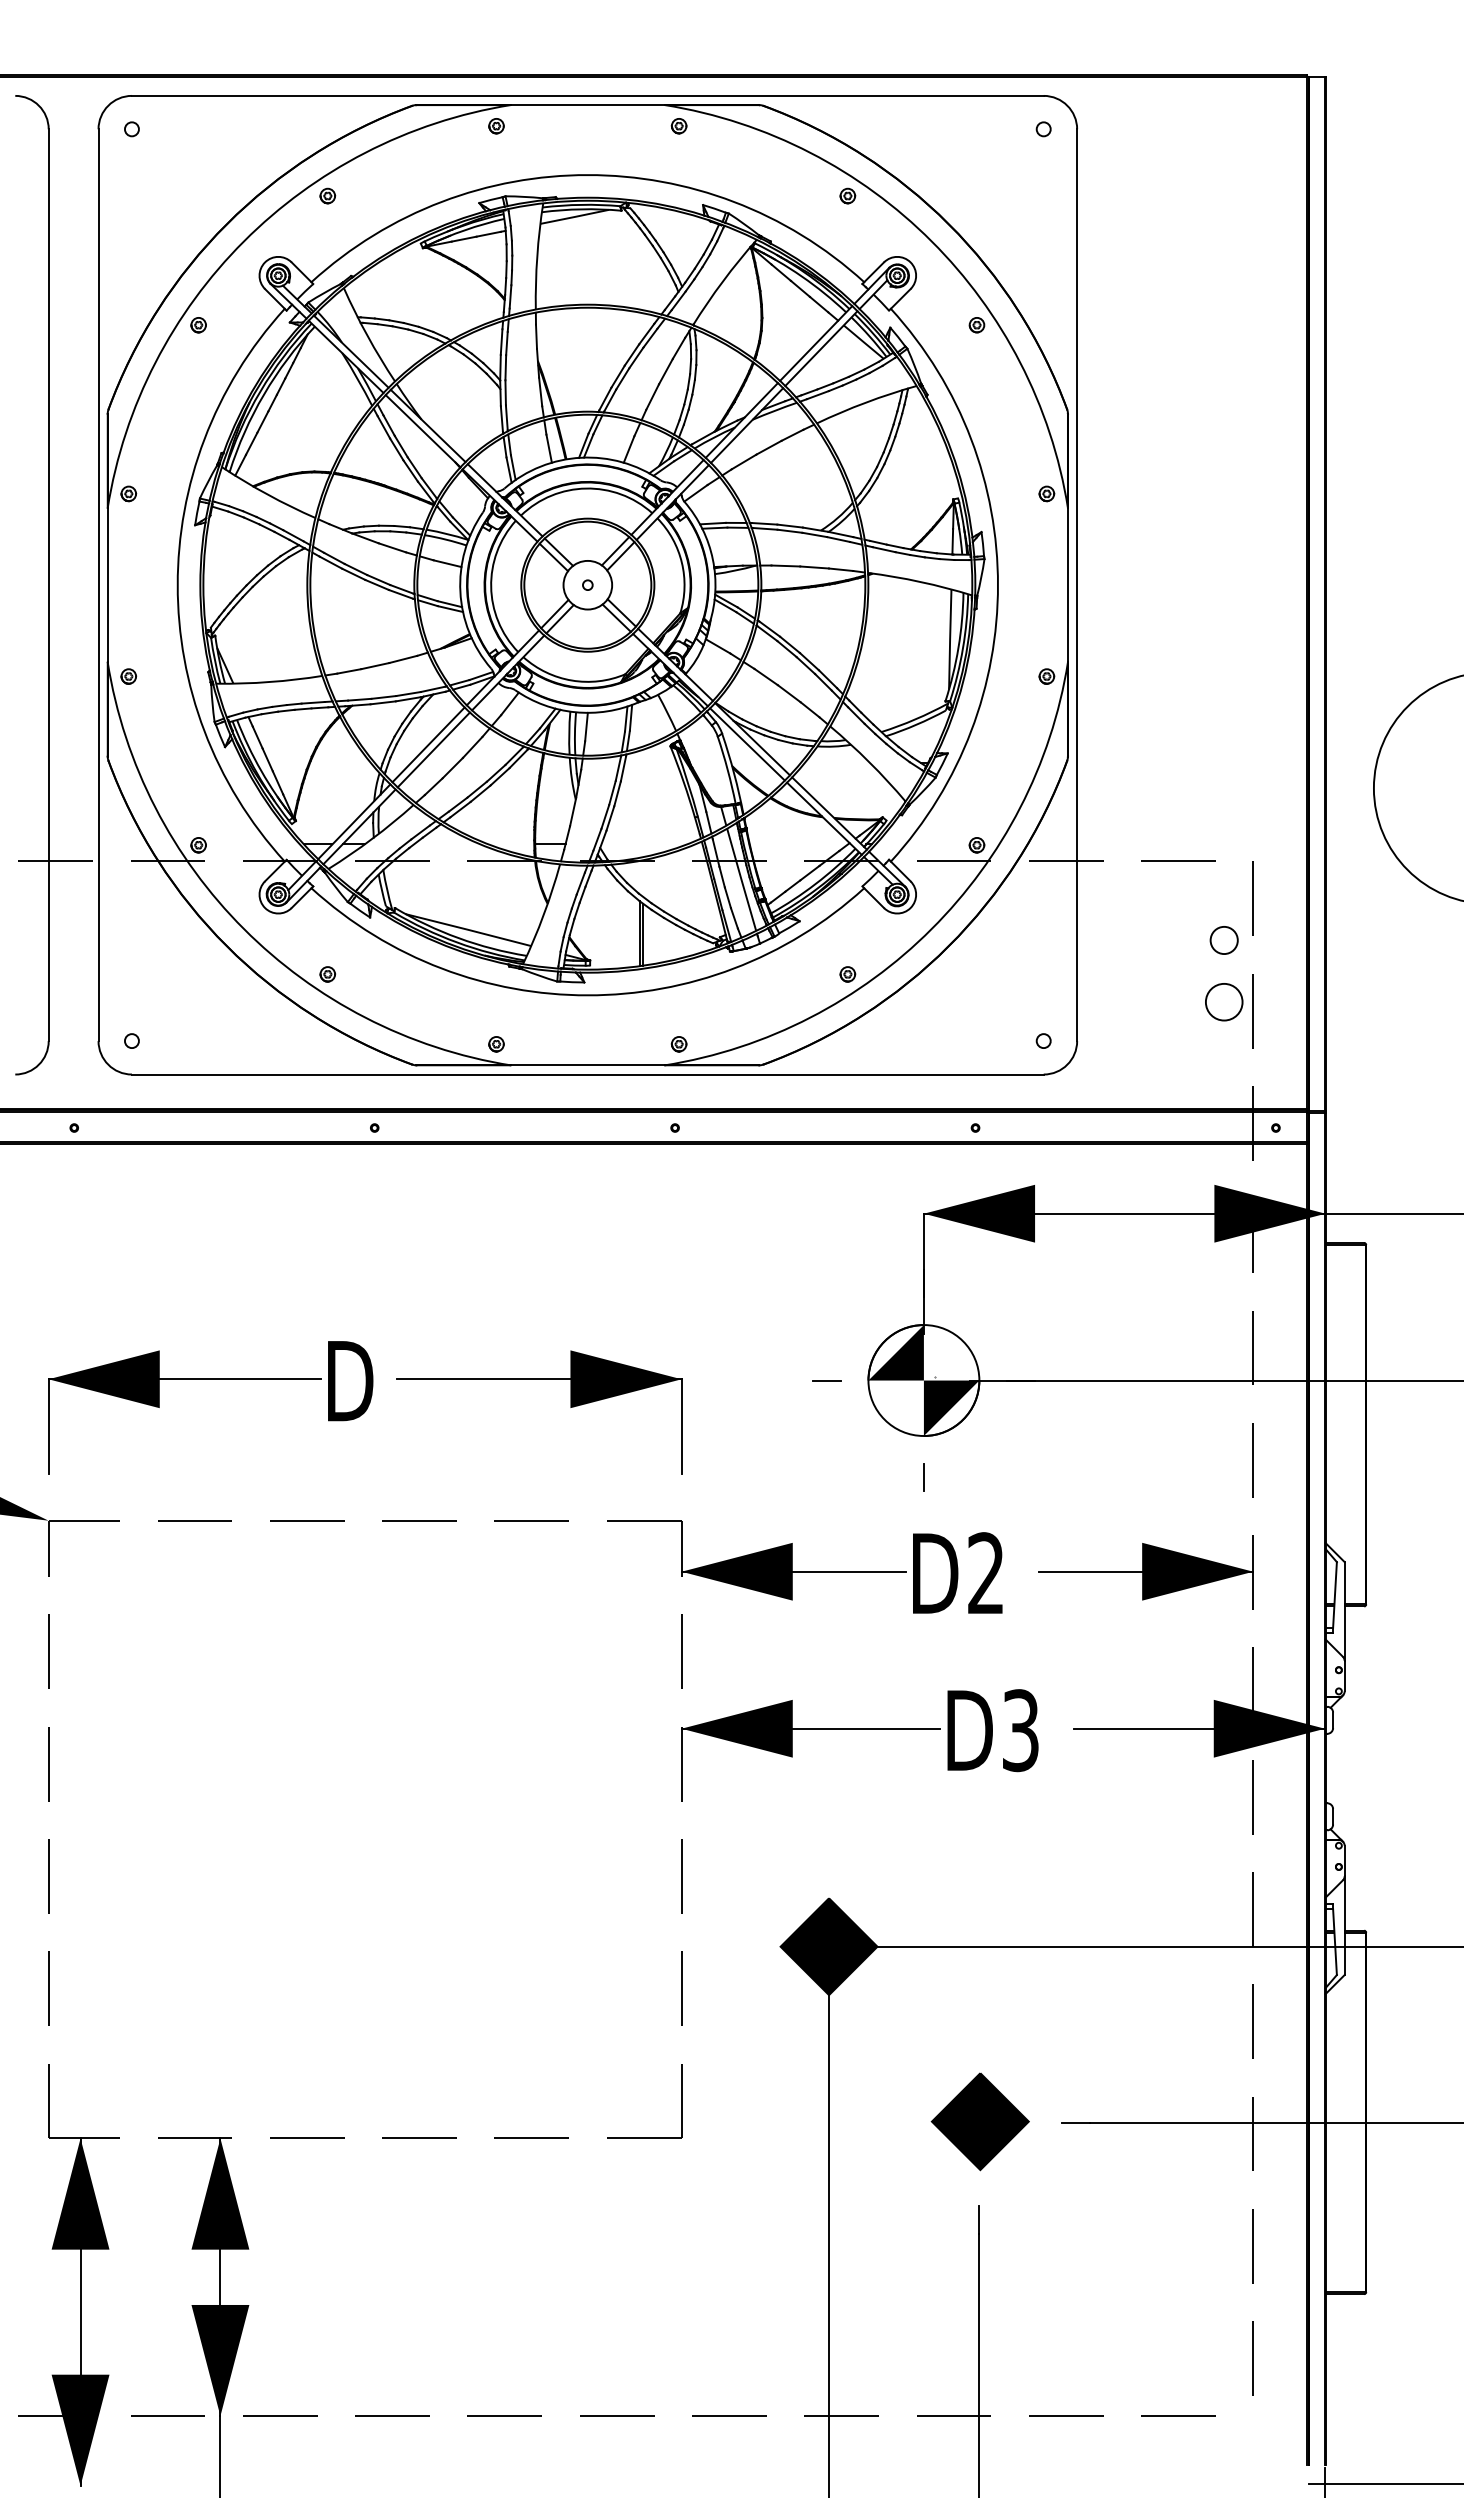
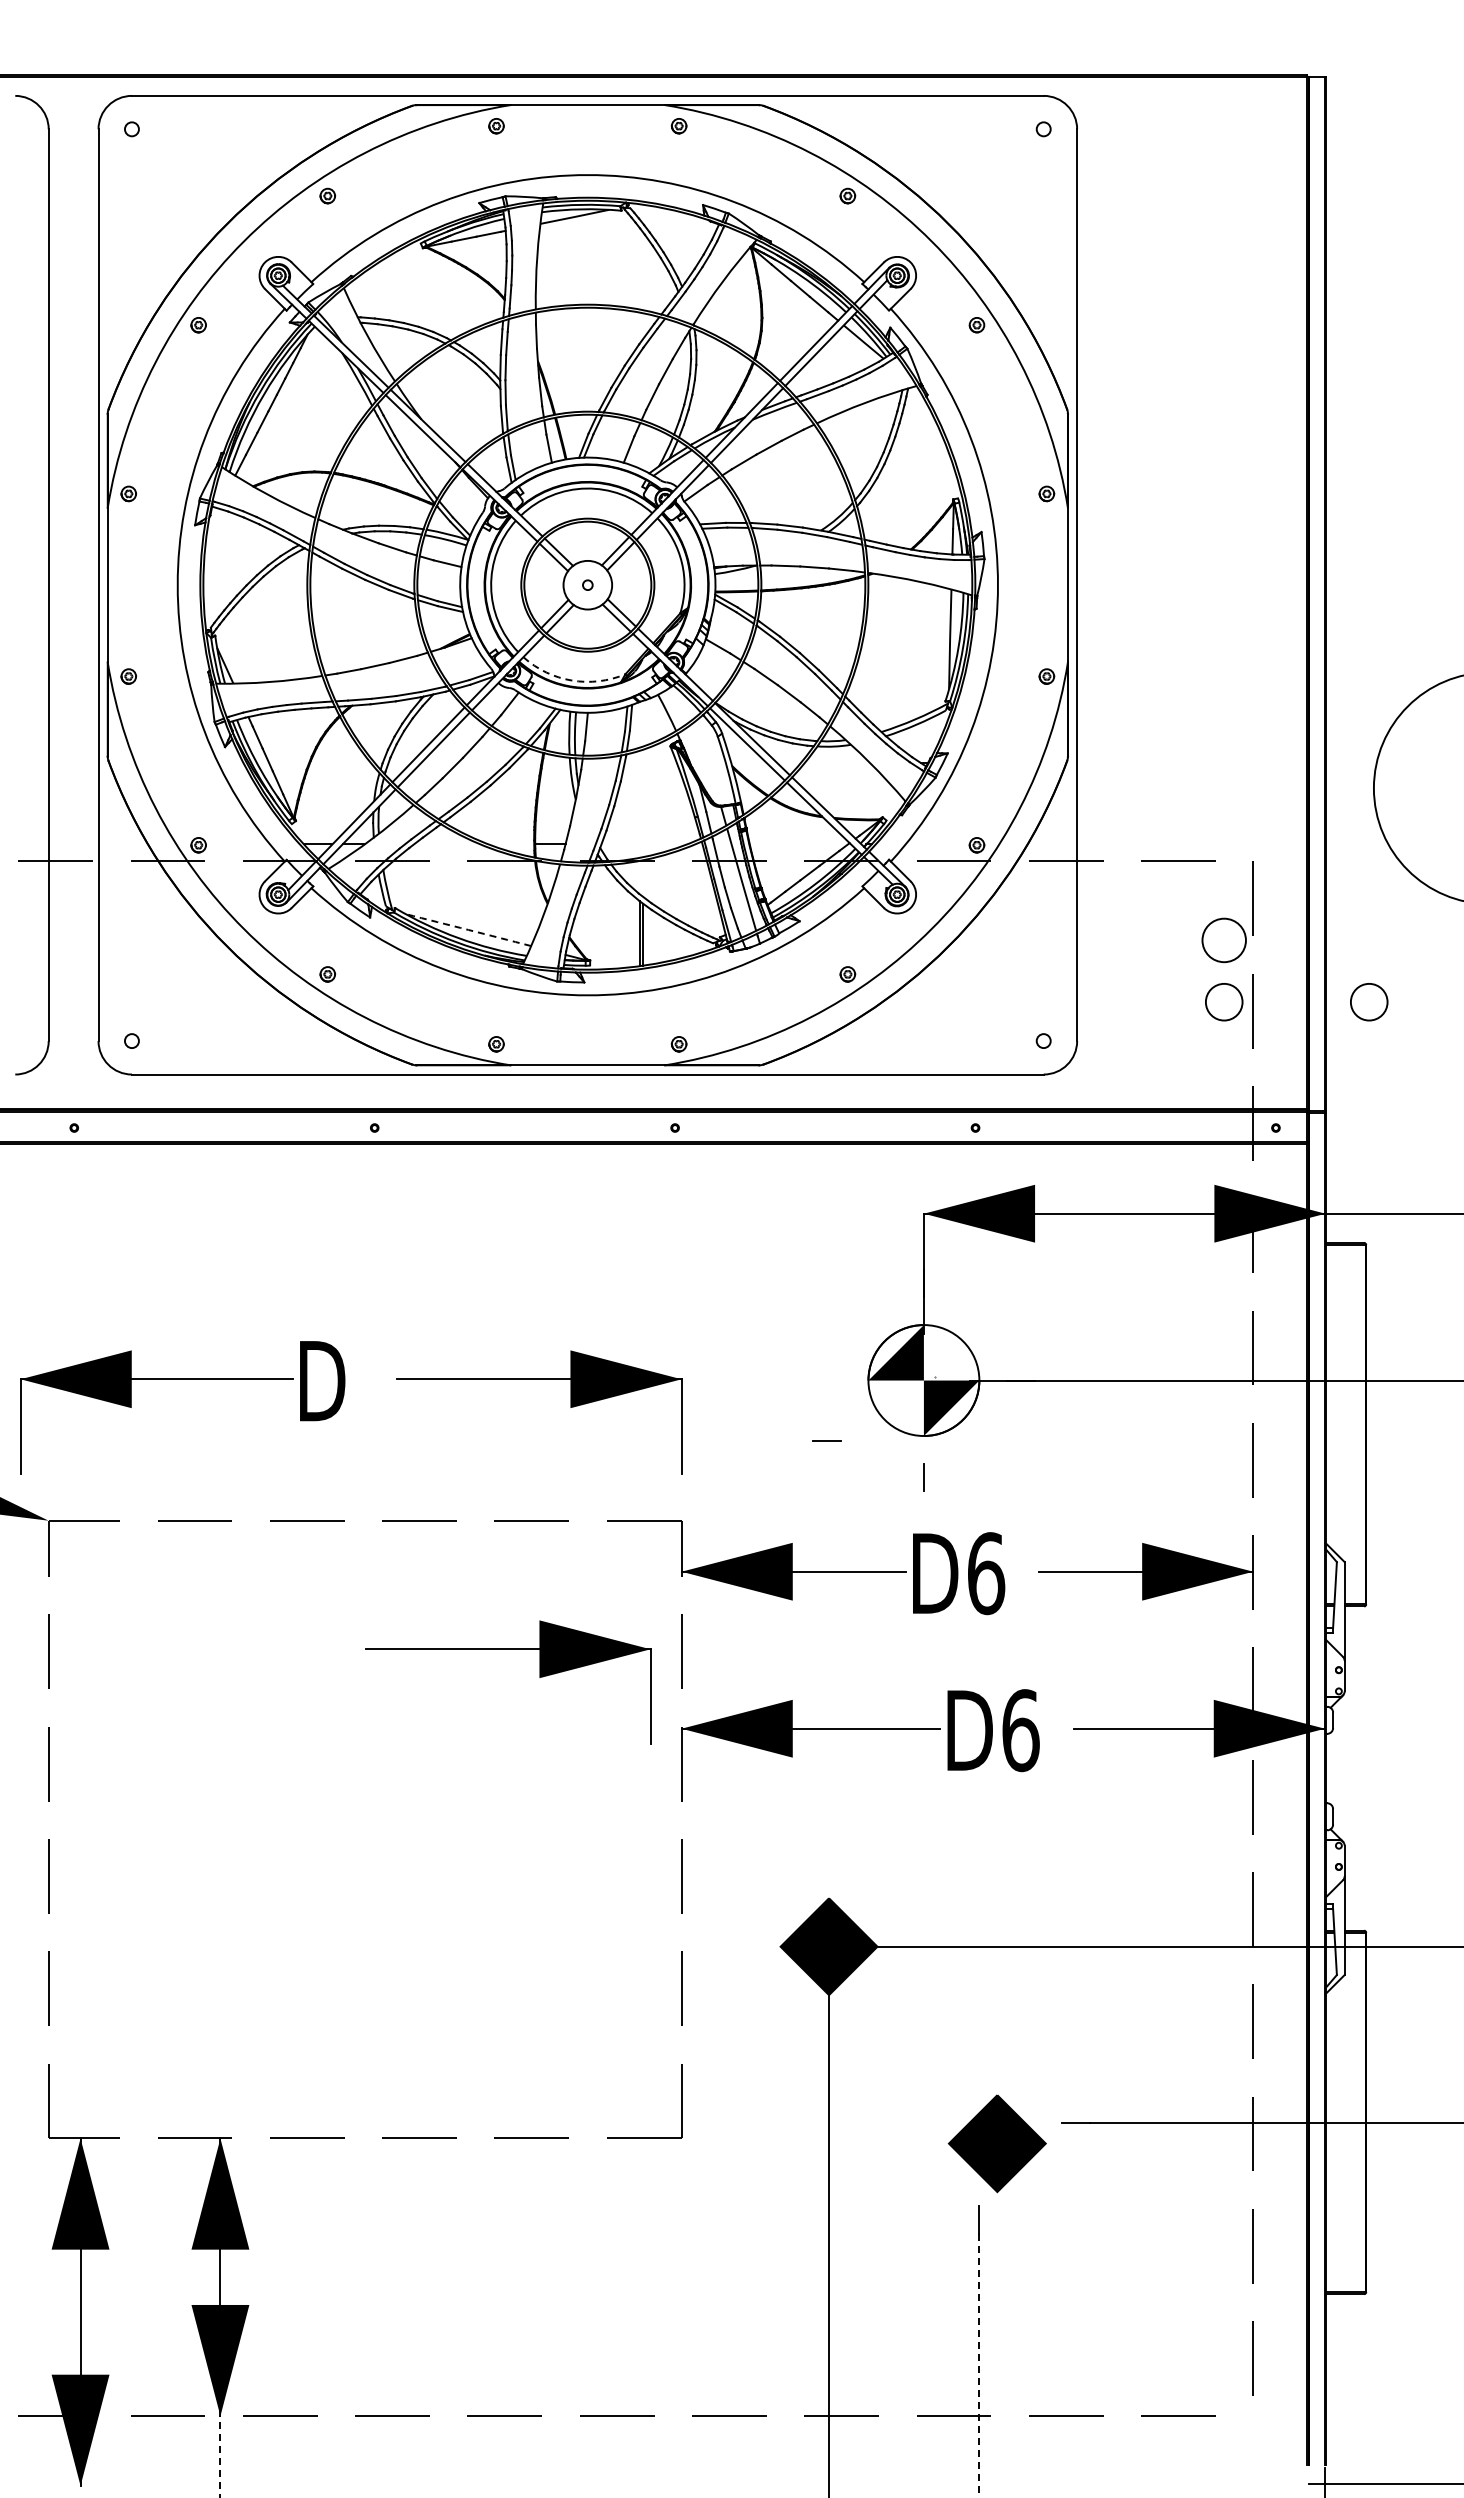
arc: solid -> dashed (571, 680)
arc: solid -> dashed (468, 929)
circle diameter: 27 px -> 43 px (1223, 940)
circle: none -> present (1369, 1002)
part position: (210, 1379) -> (182, 1379) (182, 1379)
line position: (826, 1380) -> (826, 1440) (826, 1440)
text: D2 -> D6 (986, 1573)
part: none -> present (539, 1677)
text: D3 -> D6 (1020, 1730)
part position: (979, 2121) -> (996, 2143) (996, 2143)
line: solid -> dashed (978, 2366)
line: solid -> dashed (220, 2456)
